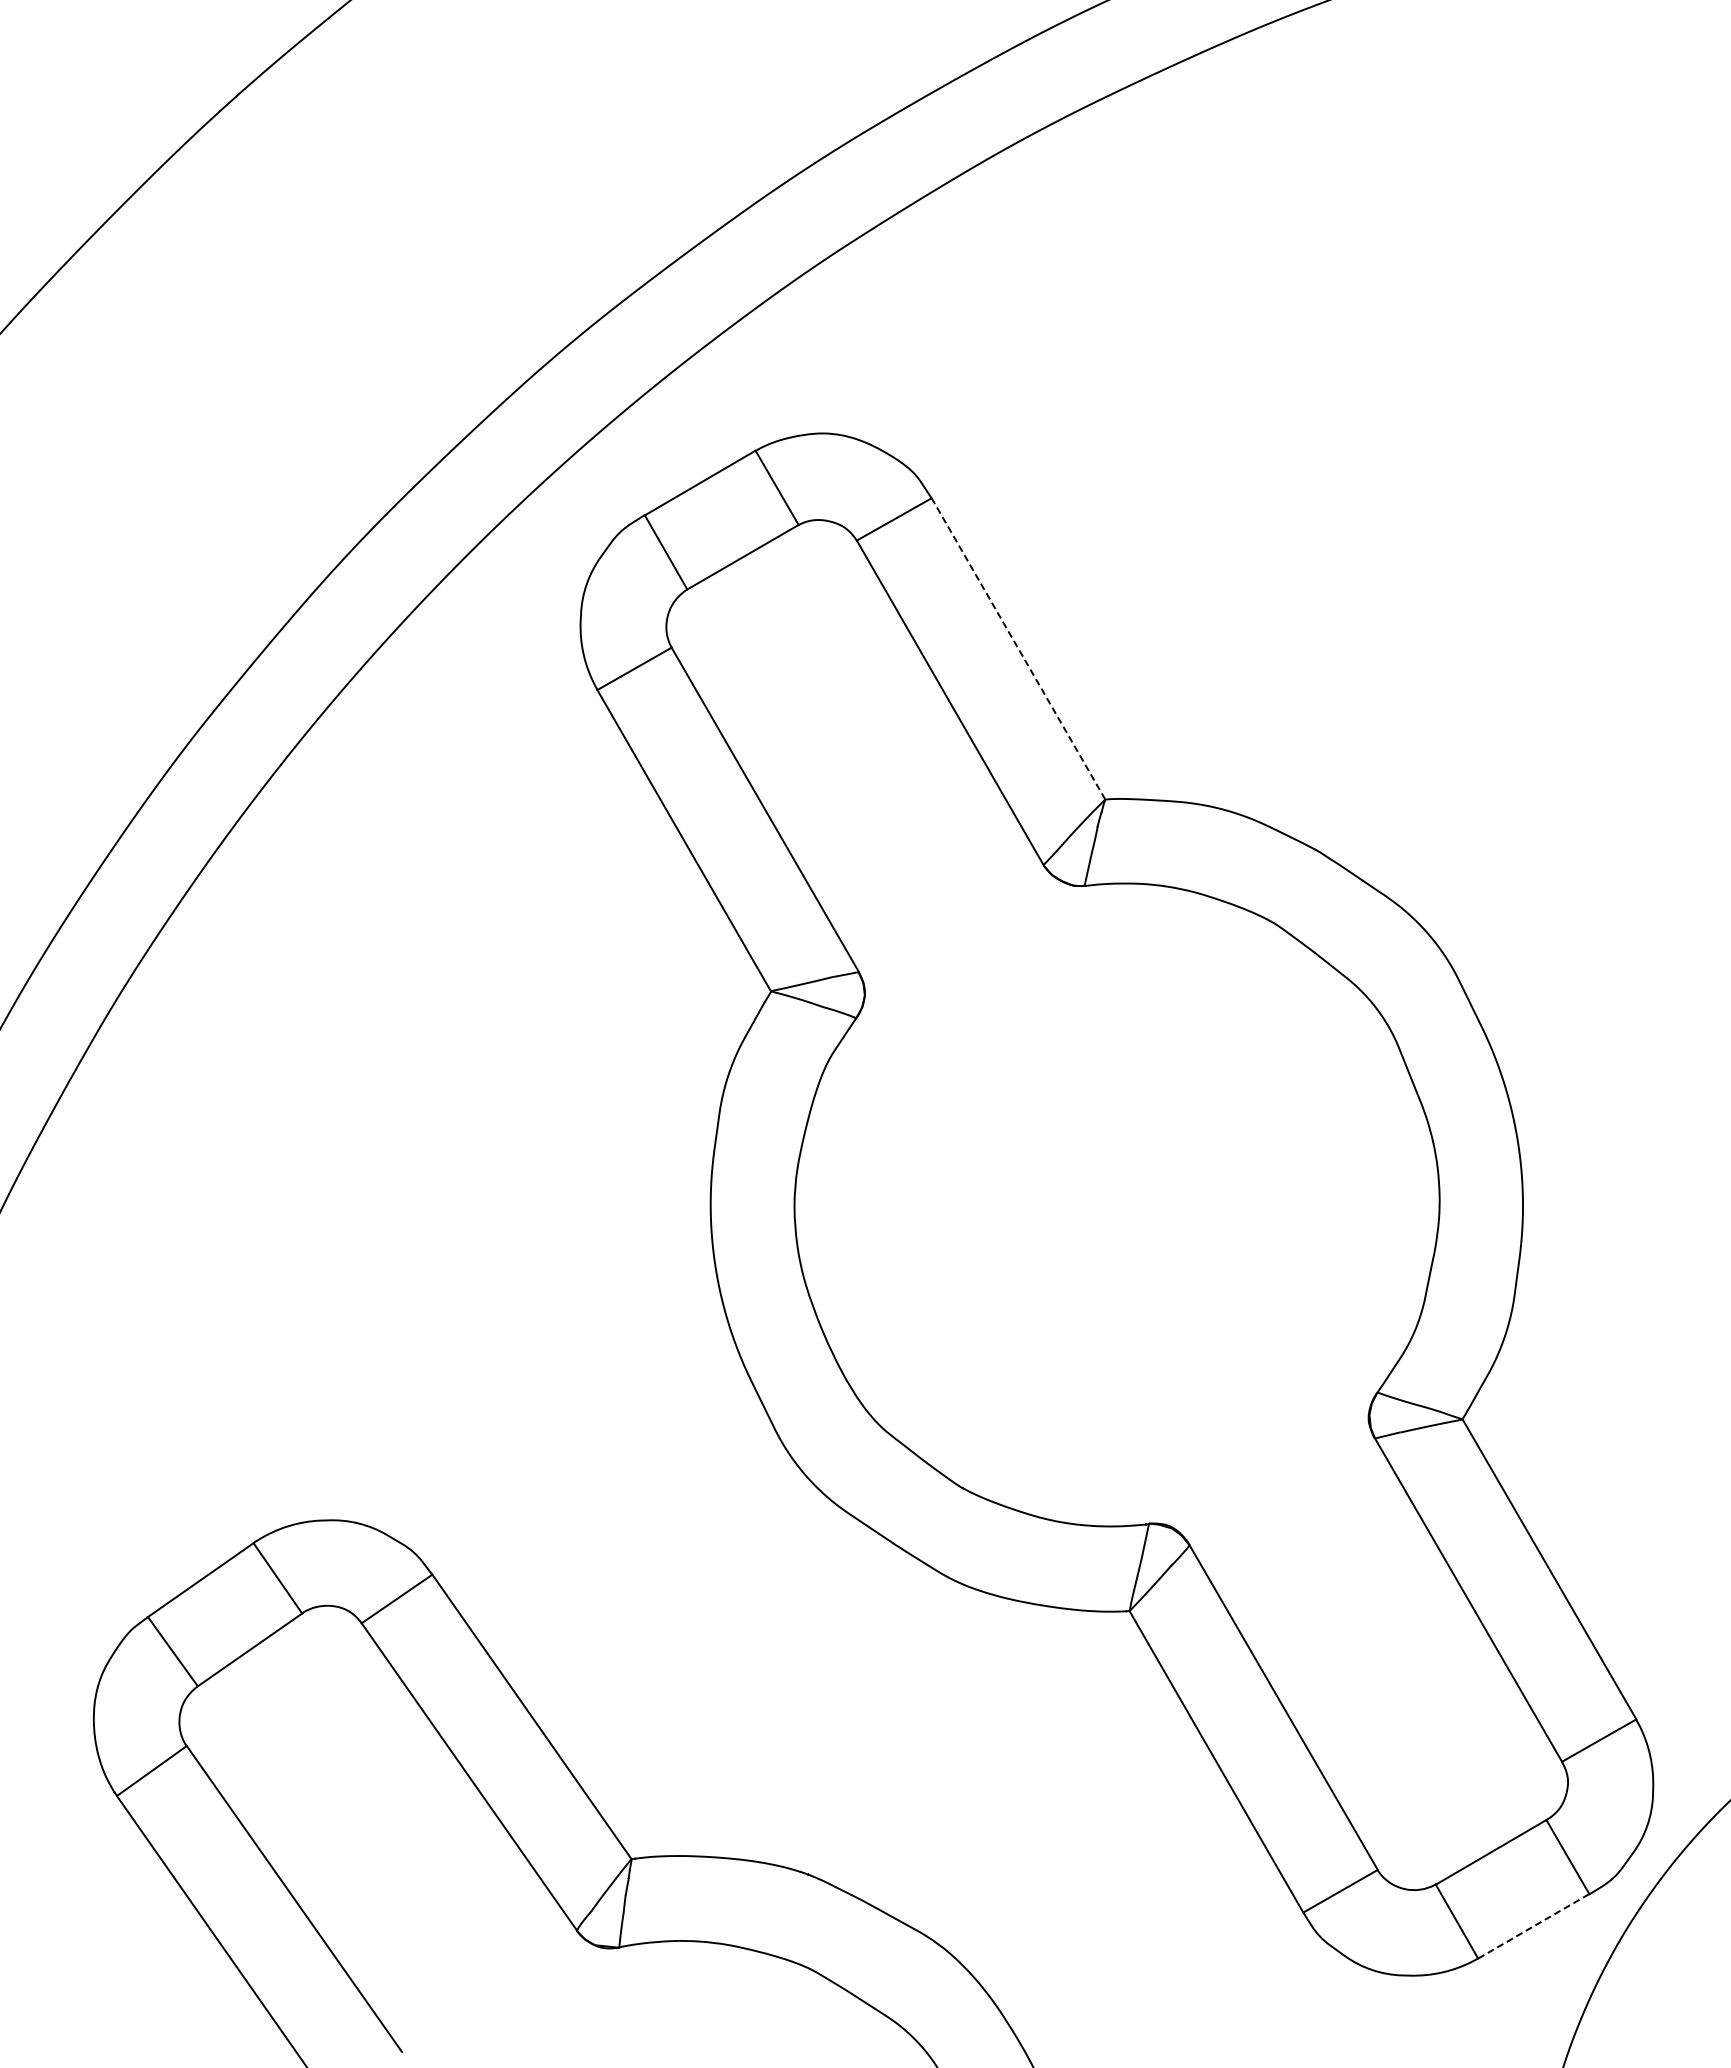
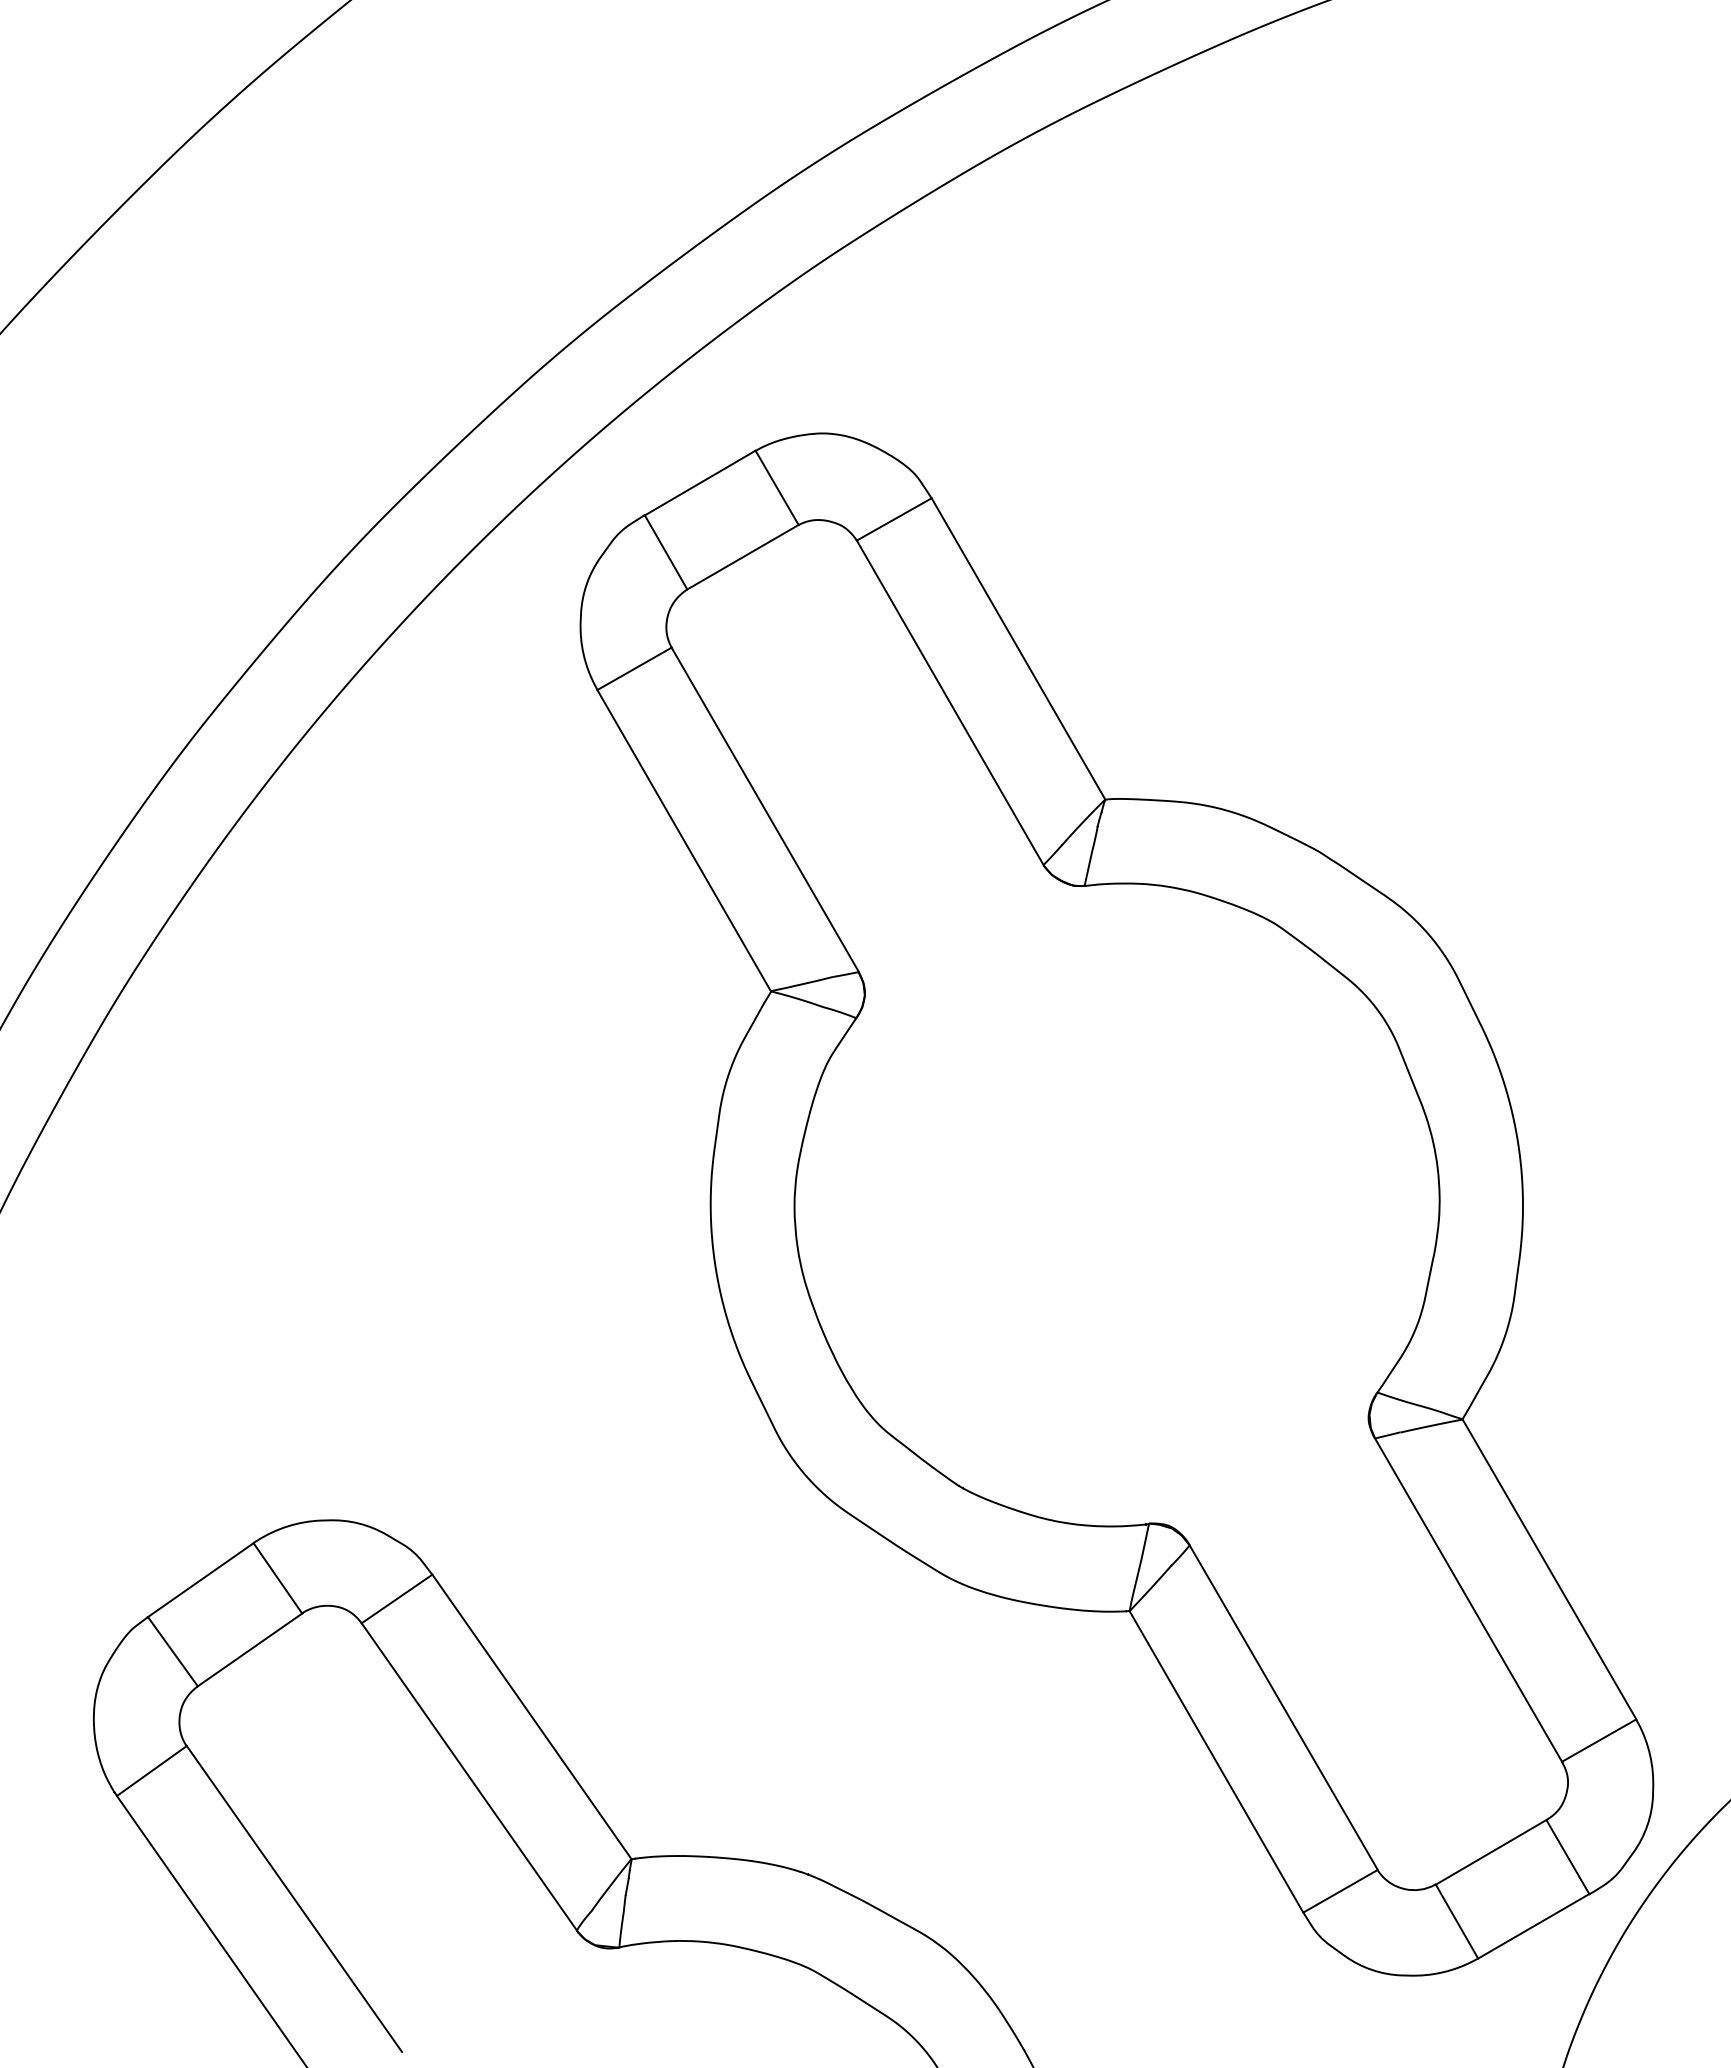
line: dashed -> solid (1018, 649)
line: dashed -> solid (1534, 1925)
